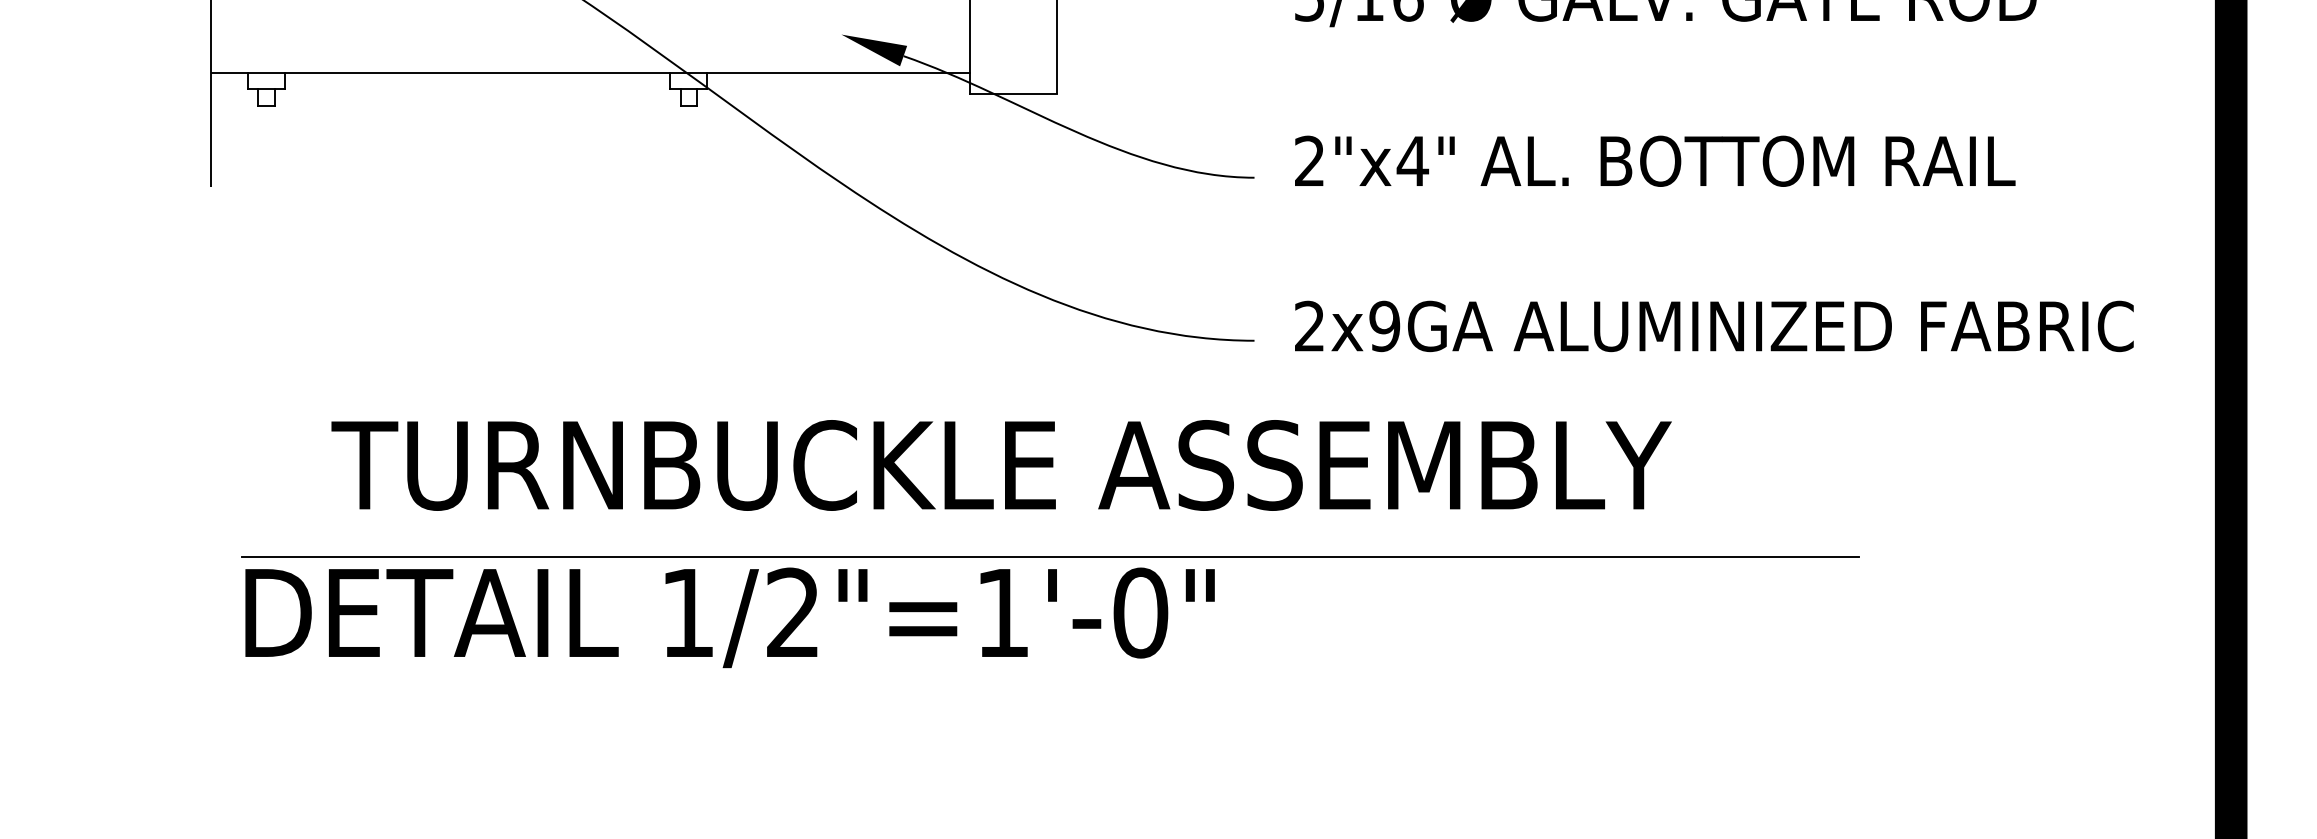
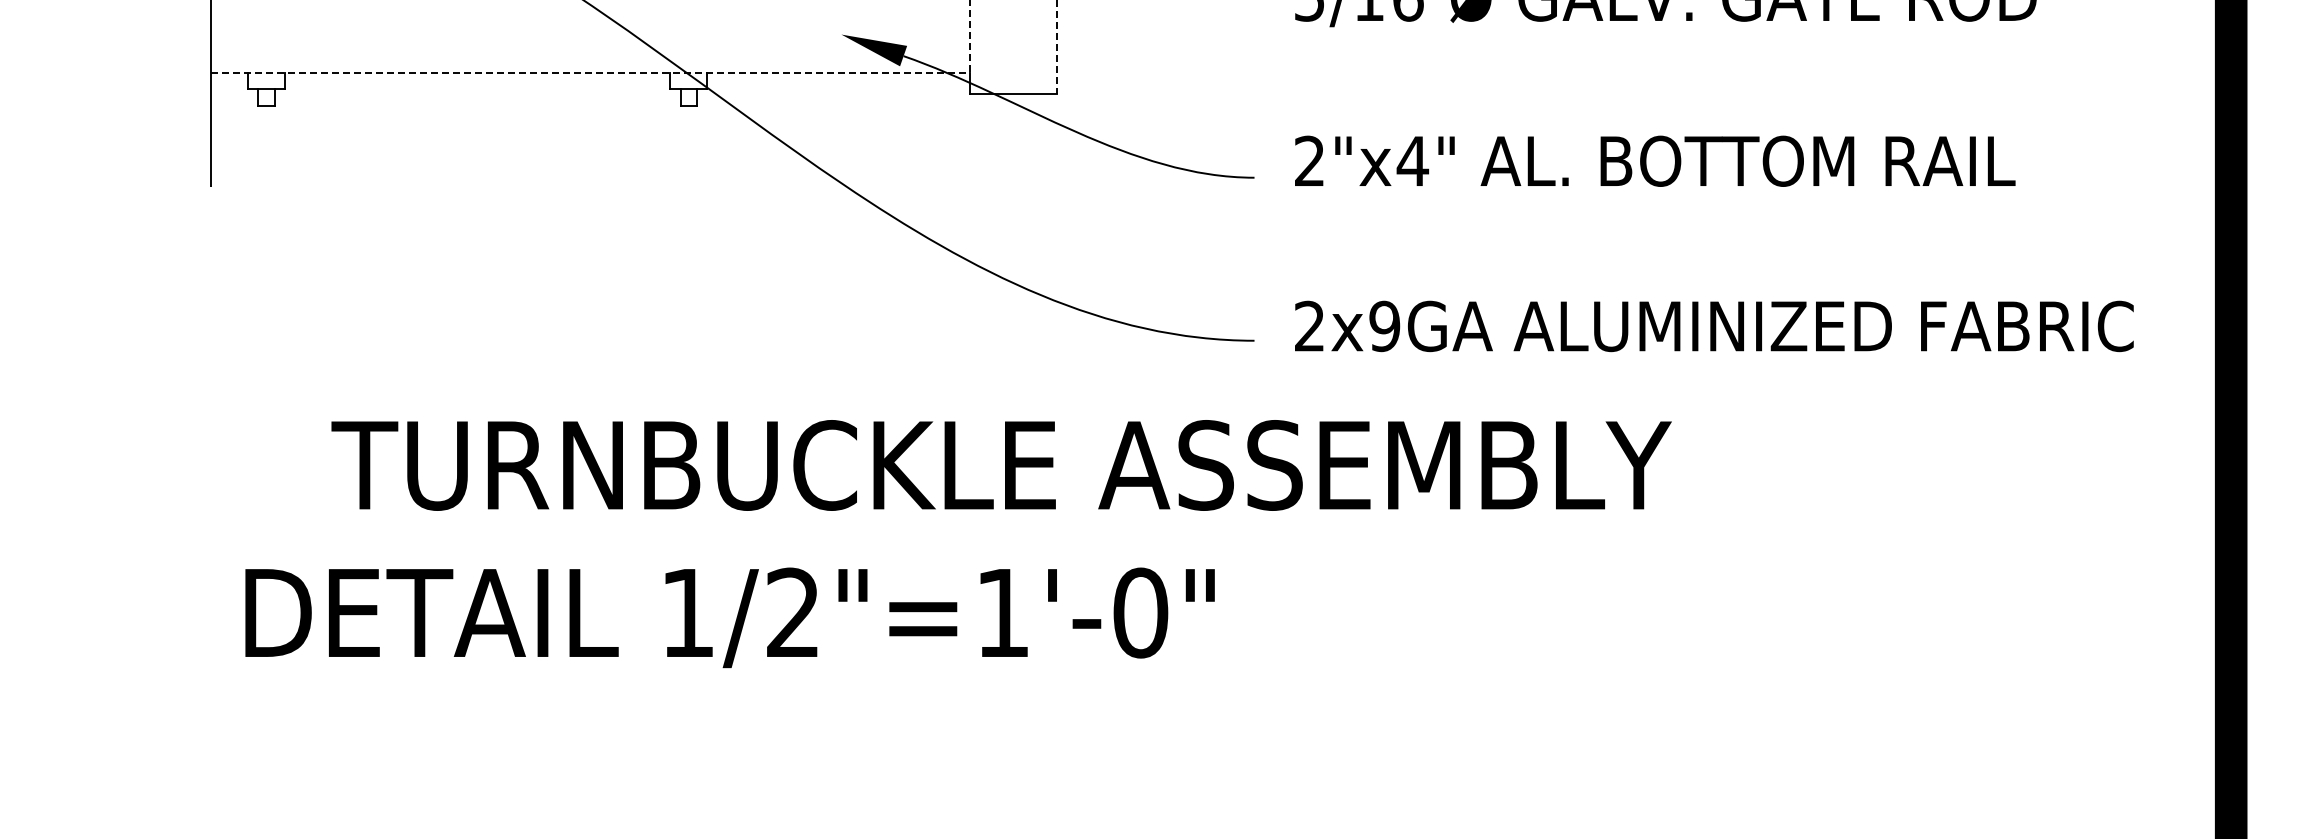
line: solid -> dashed (1057, 47)
line: solid -> dashed (626, 72)
line: present -> none (1050, 556)
